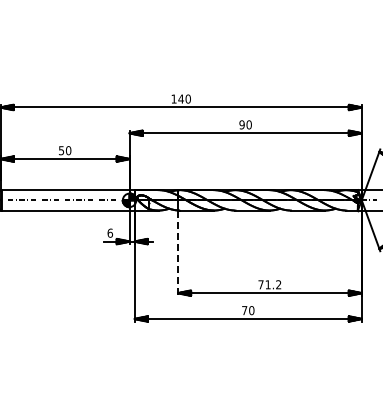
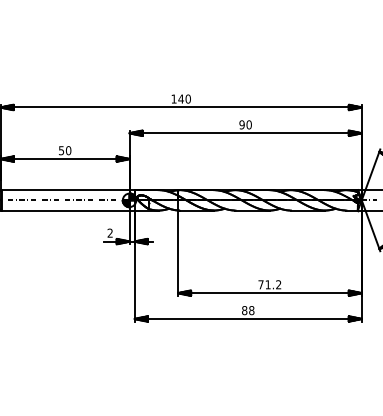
text: 6 -> 2 (109, 232)
line: dashed -> solid (178, 253)
text: 70 -> 88 (248, 310)
